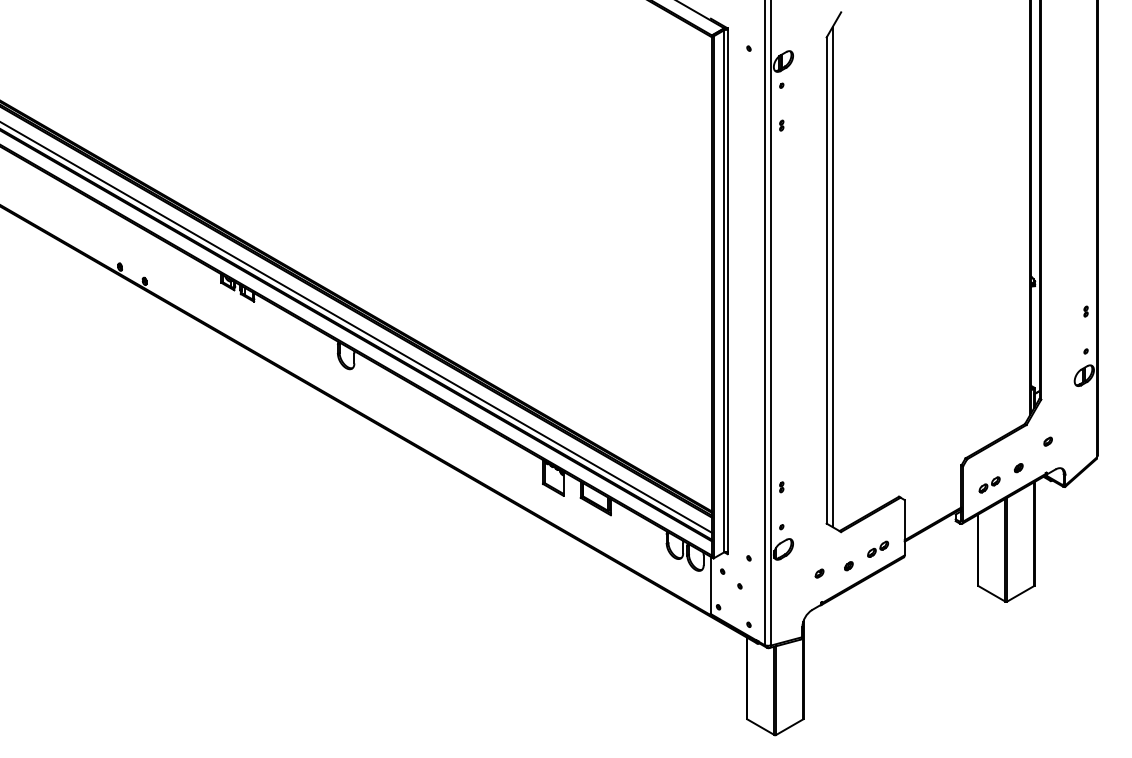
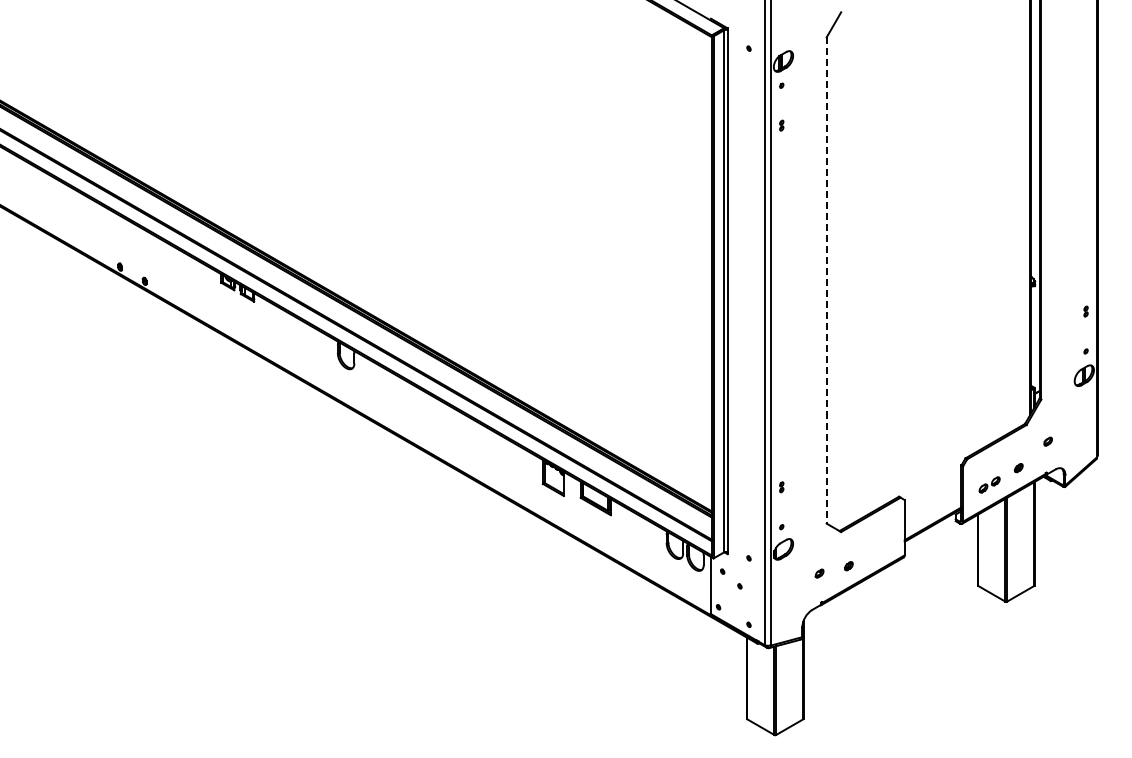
line: present -> none (832, 276)
line: solid -> dashed (826, 281)
line: present -> none (356, 327)
part: present -> none (878, 548)
